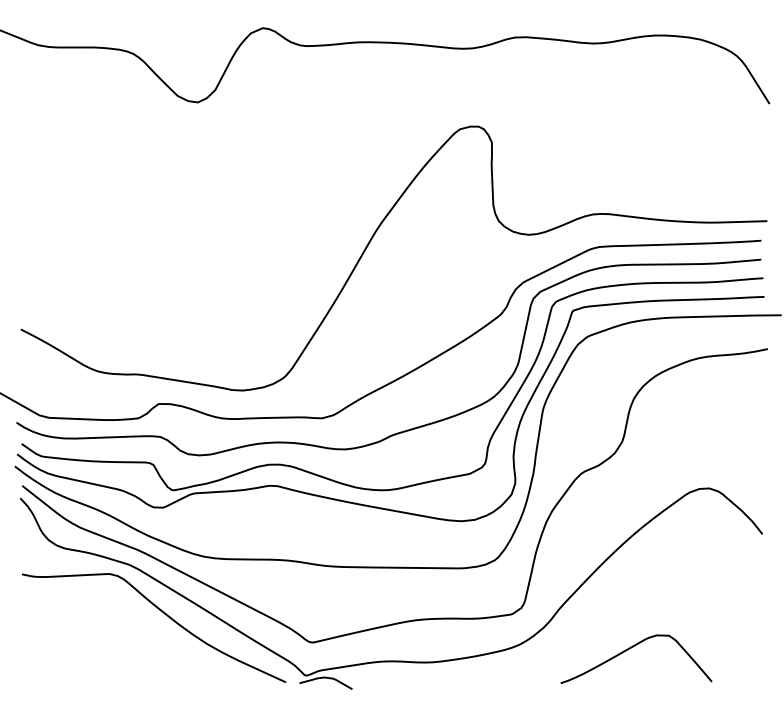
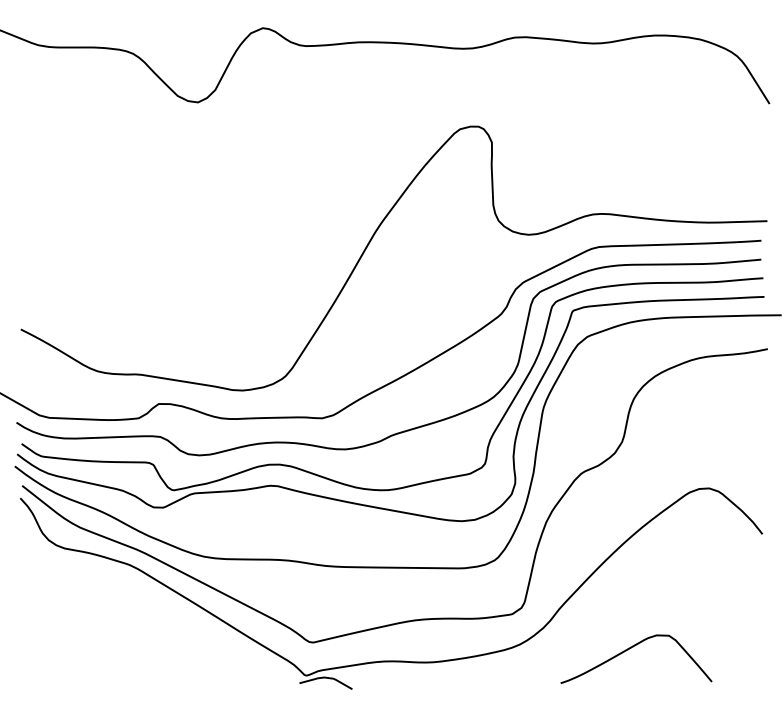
curve: present -> none (165, 615)
